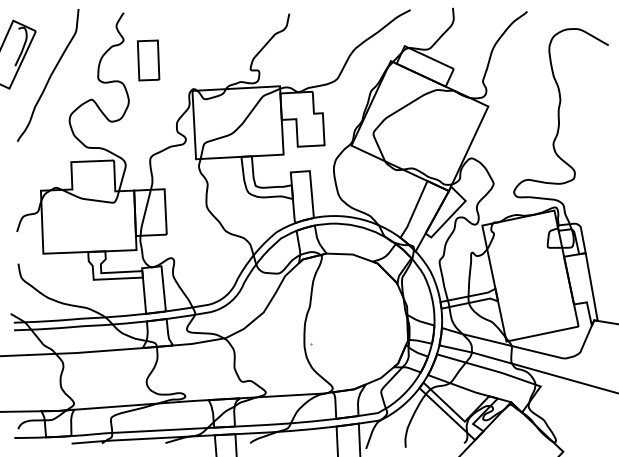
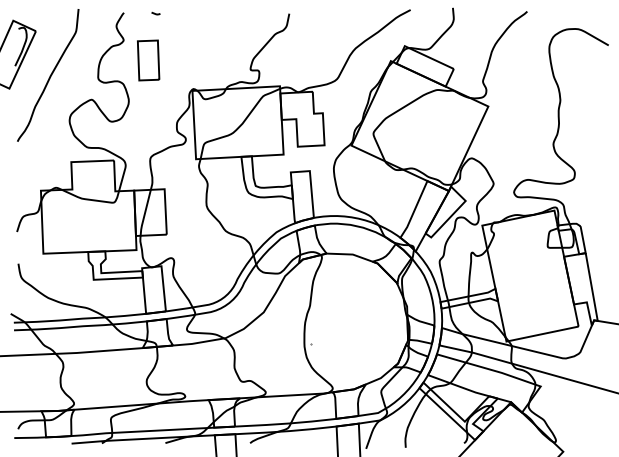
line: none -> present (155, 13)
